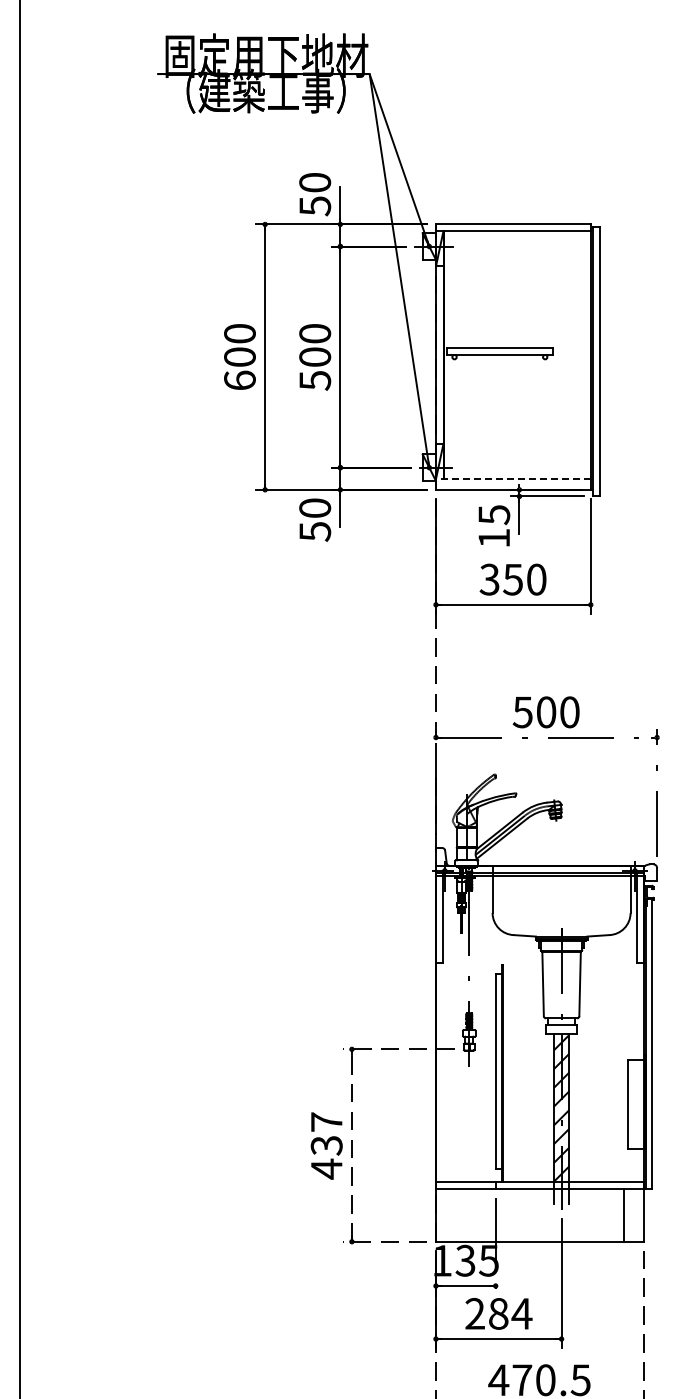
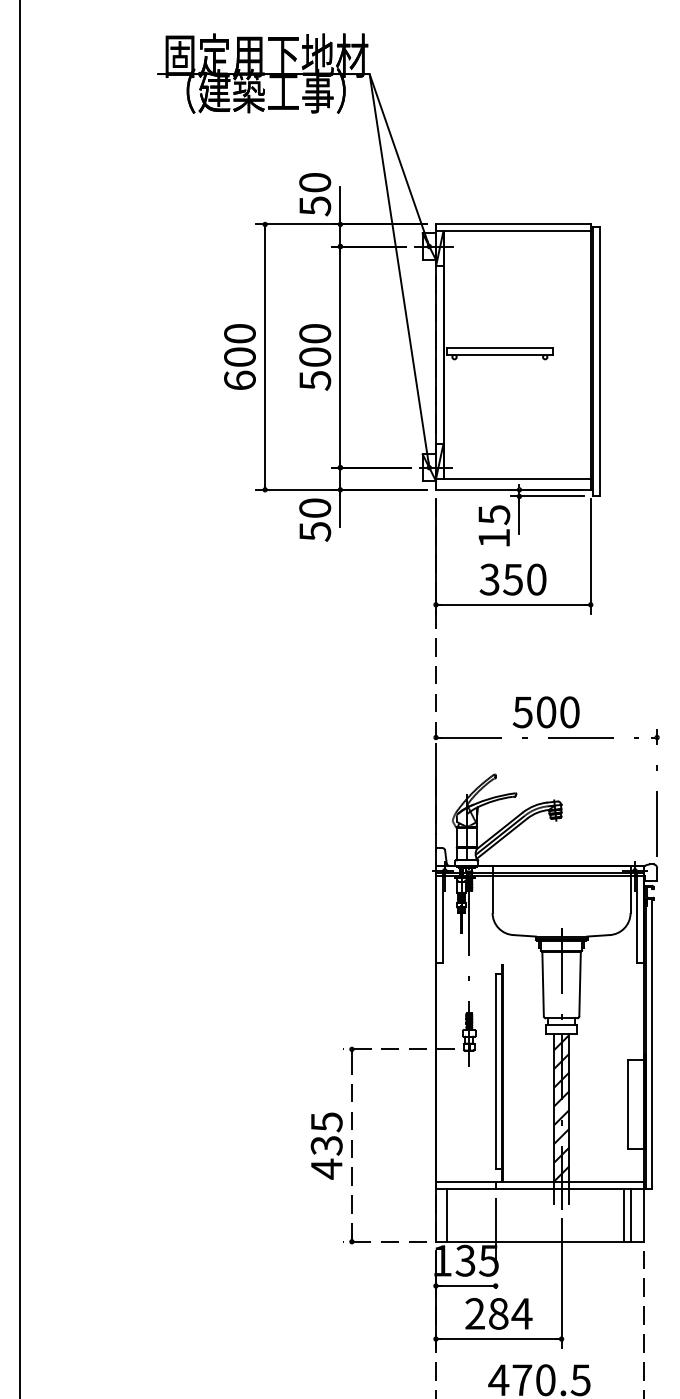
line: dashed -> solid (512, 479)
text: 437 -> 435 (326, 1122)
line: none -> present (447, 1214)
line: none -> present (630, 1214)
